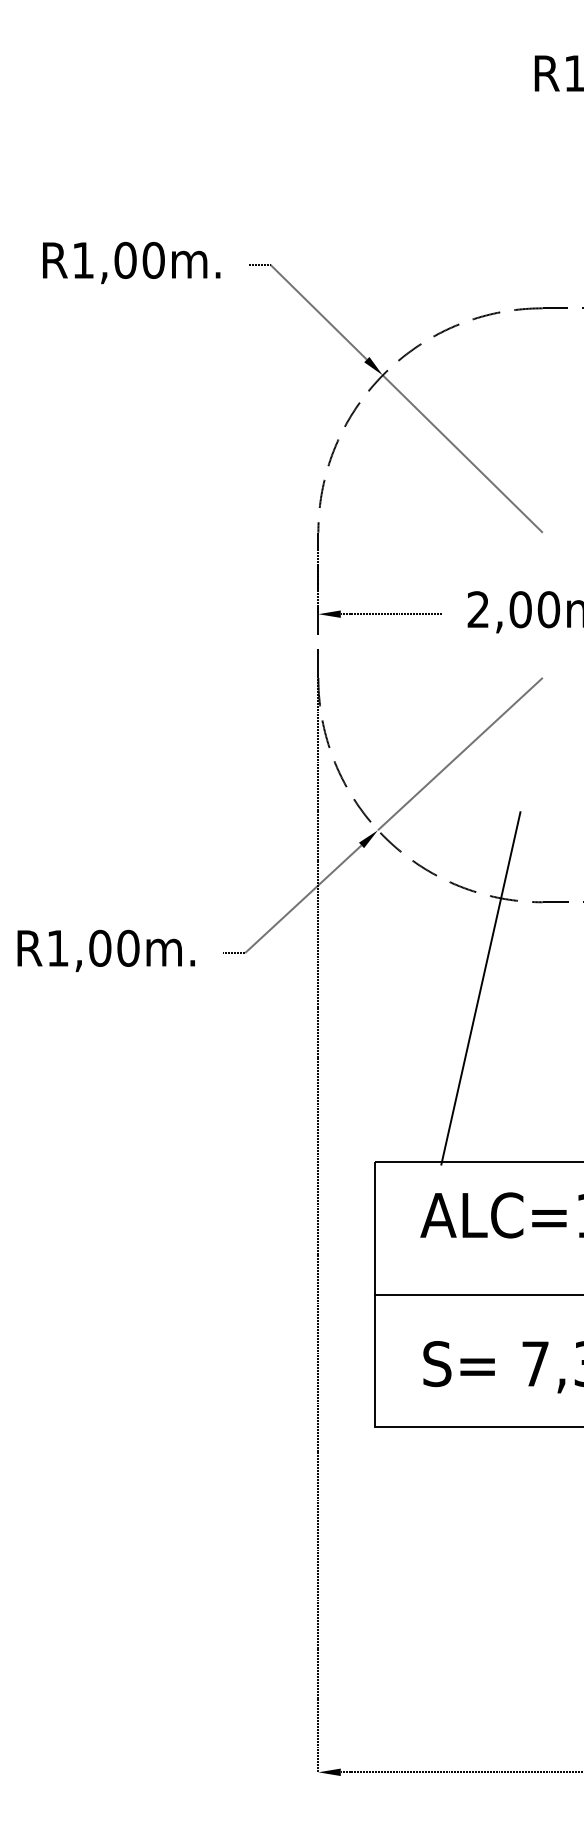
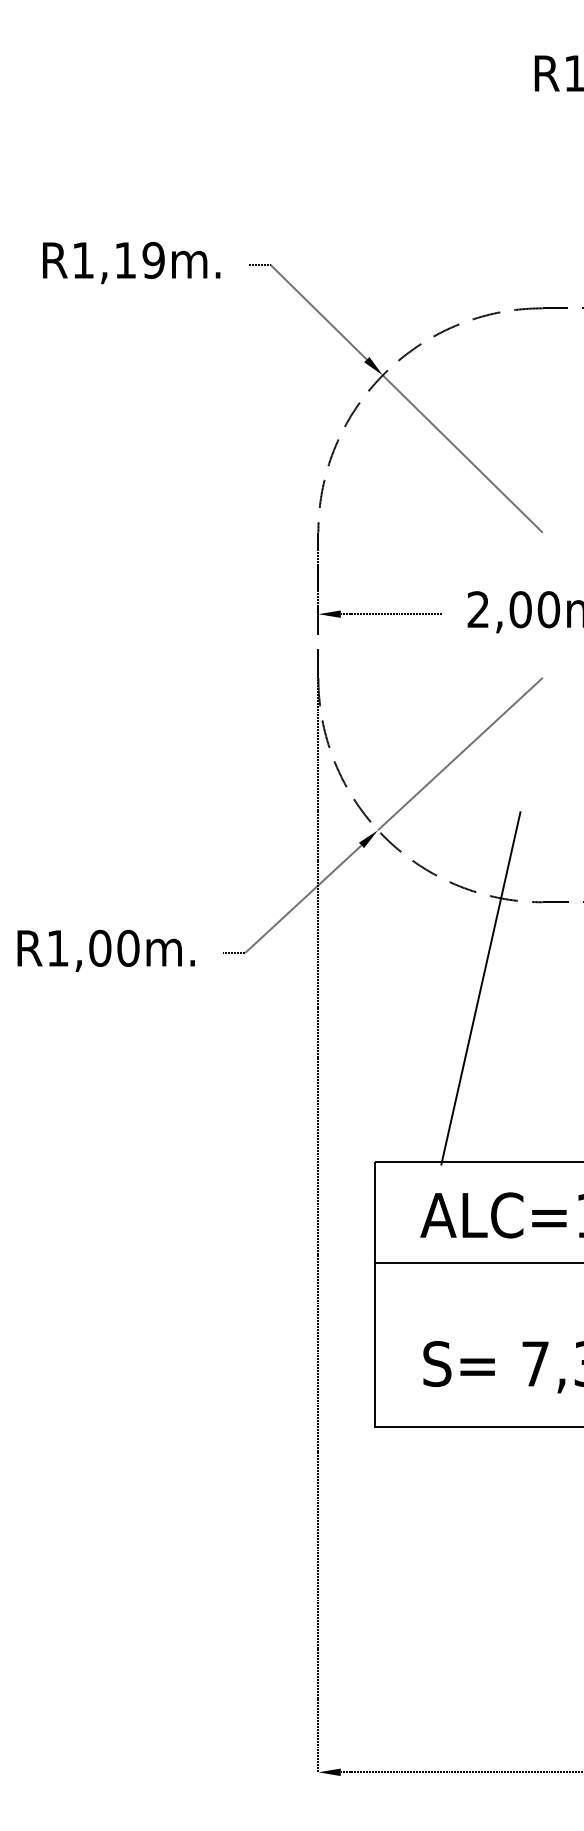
text: R1,00m. -> R1,19m. (139, 259)
line position: (477, 1294) -> (477, 1262) (477, 1262)
